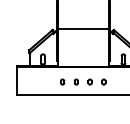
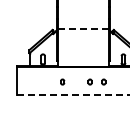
line: solid -> dashed (83, 29)
part: present -> none (75, 81)
line: solid -> dashed (73, 94)
